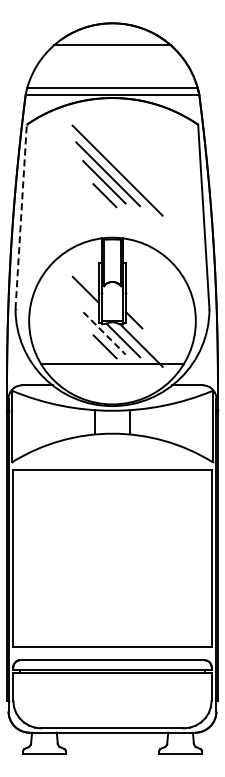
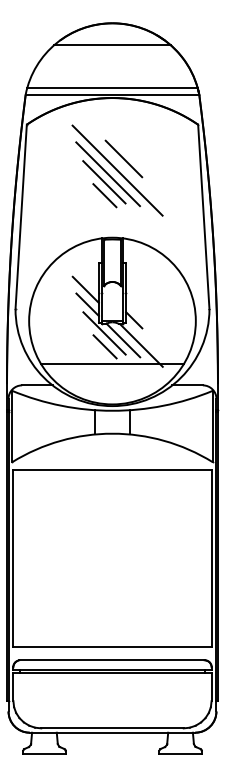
line: none -> present (123, 158)
line: dashed -> solid (21, 216)
line: none -> present (87, 304)
line: dashed -> solid (104, 333)
